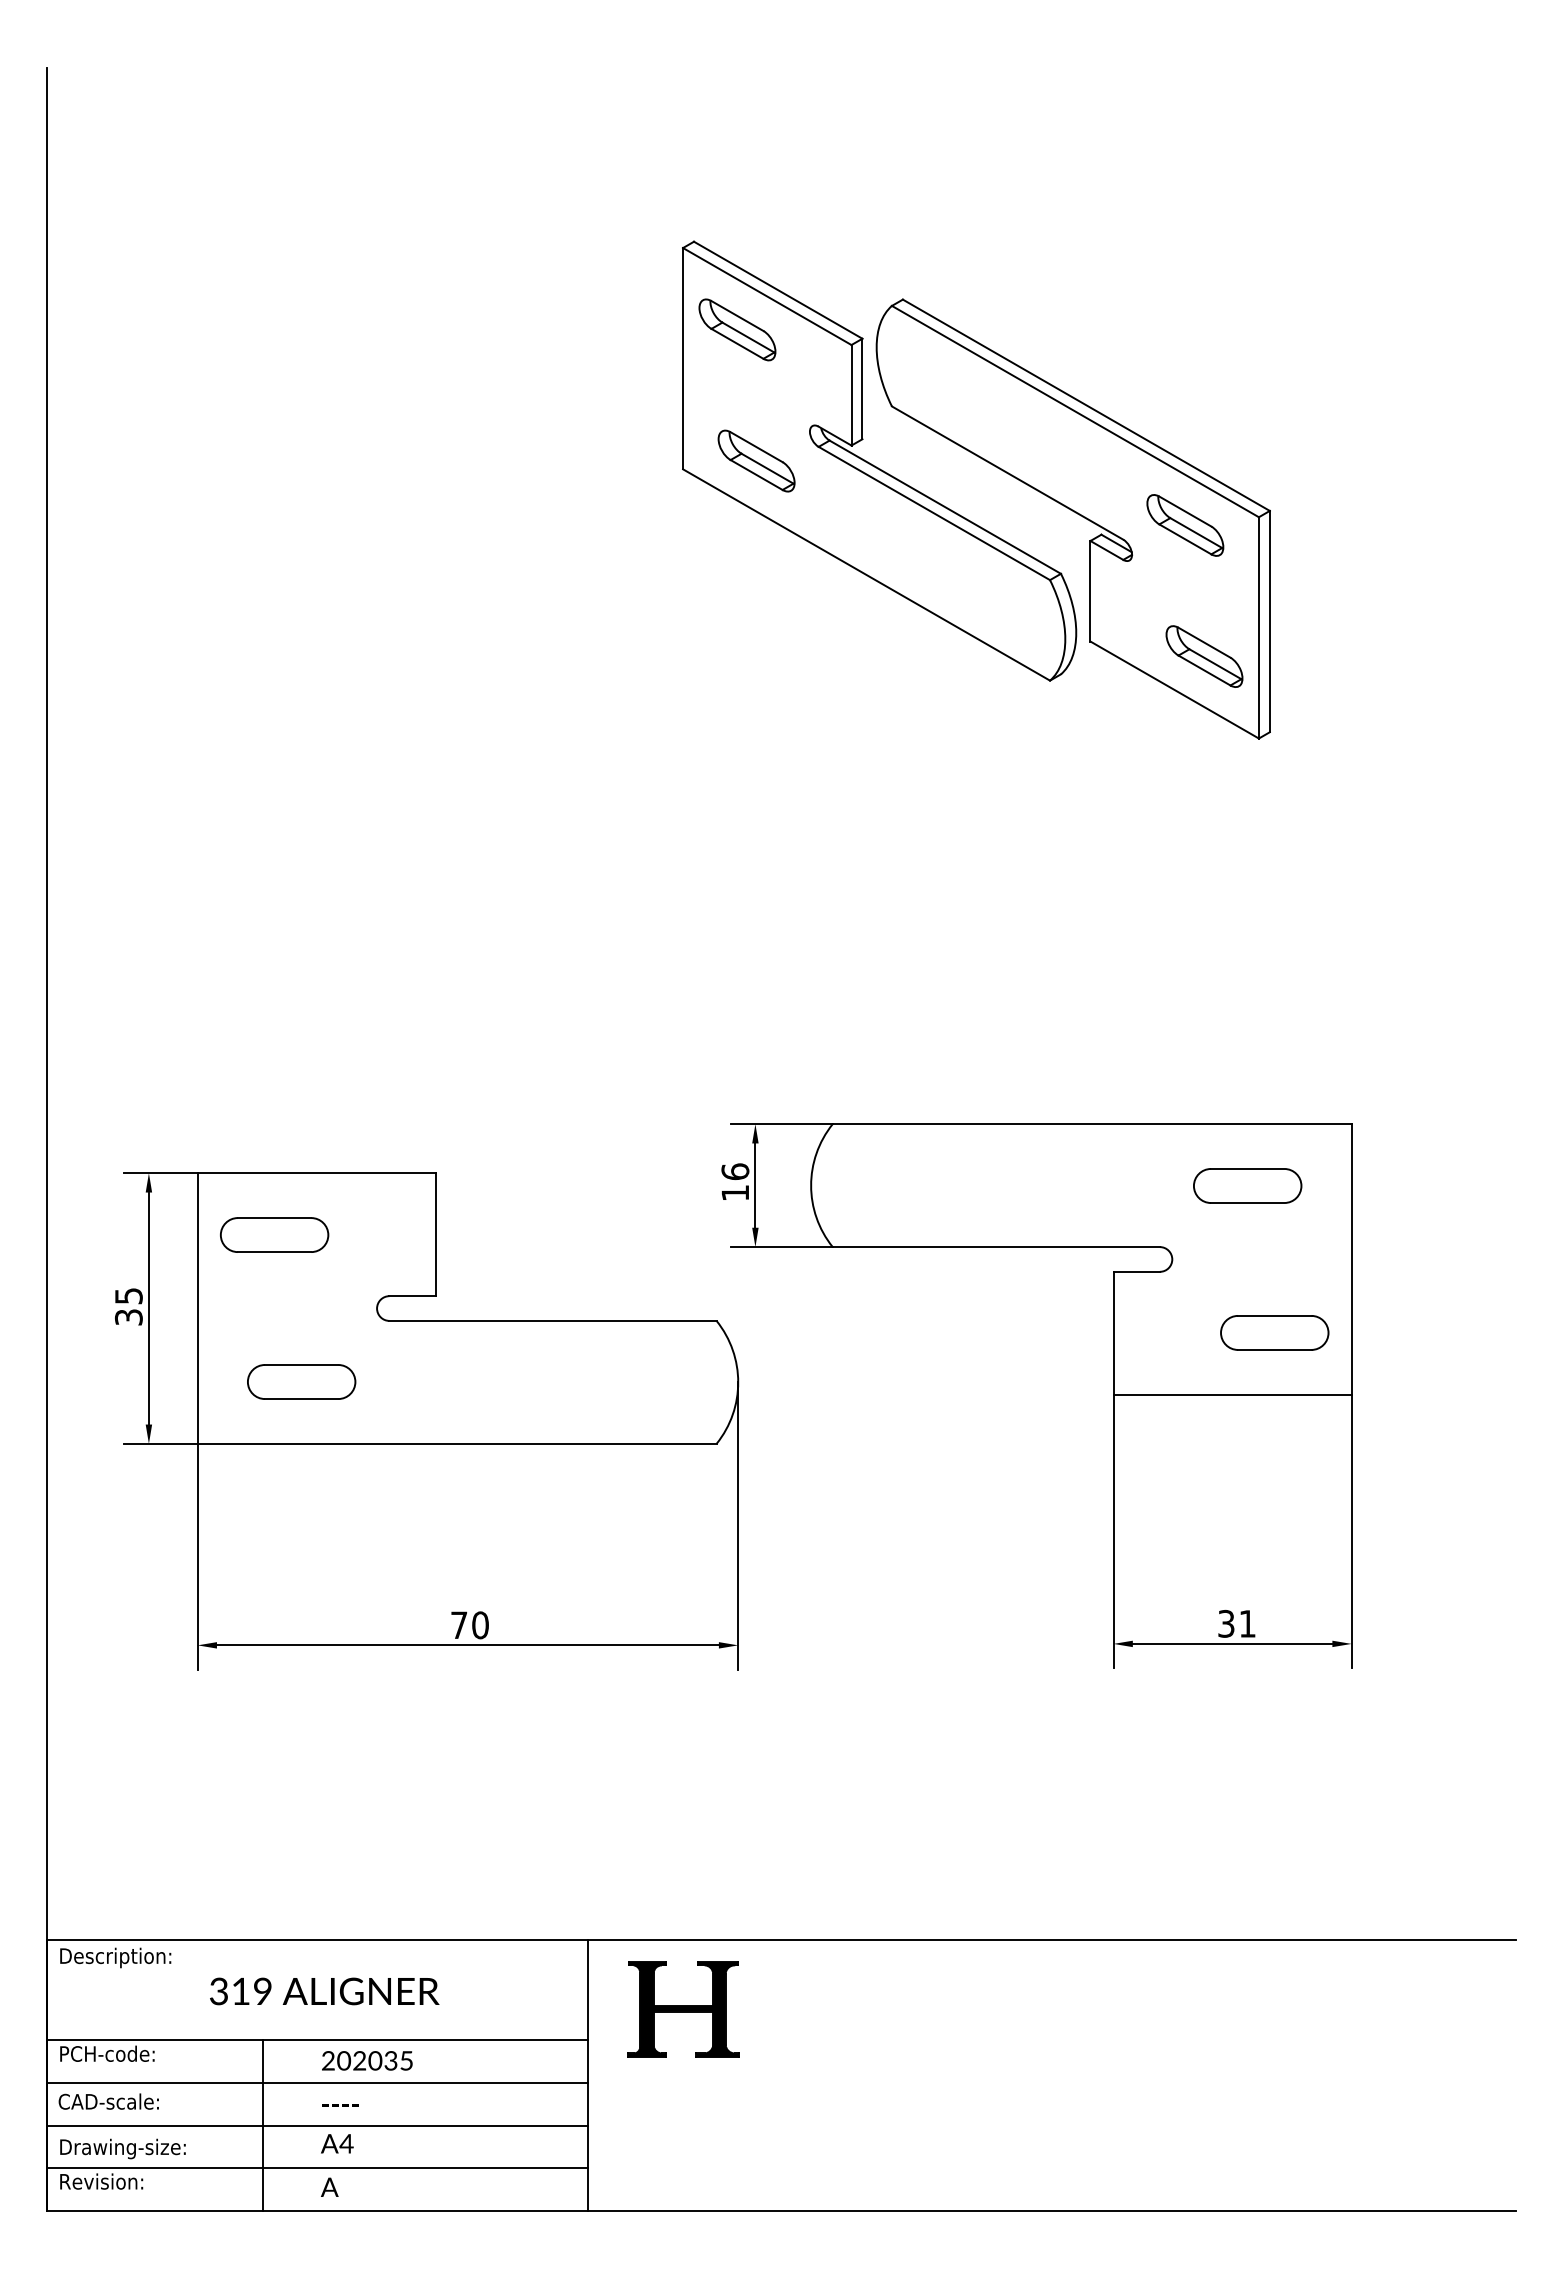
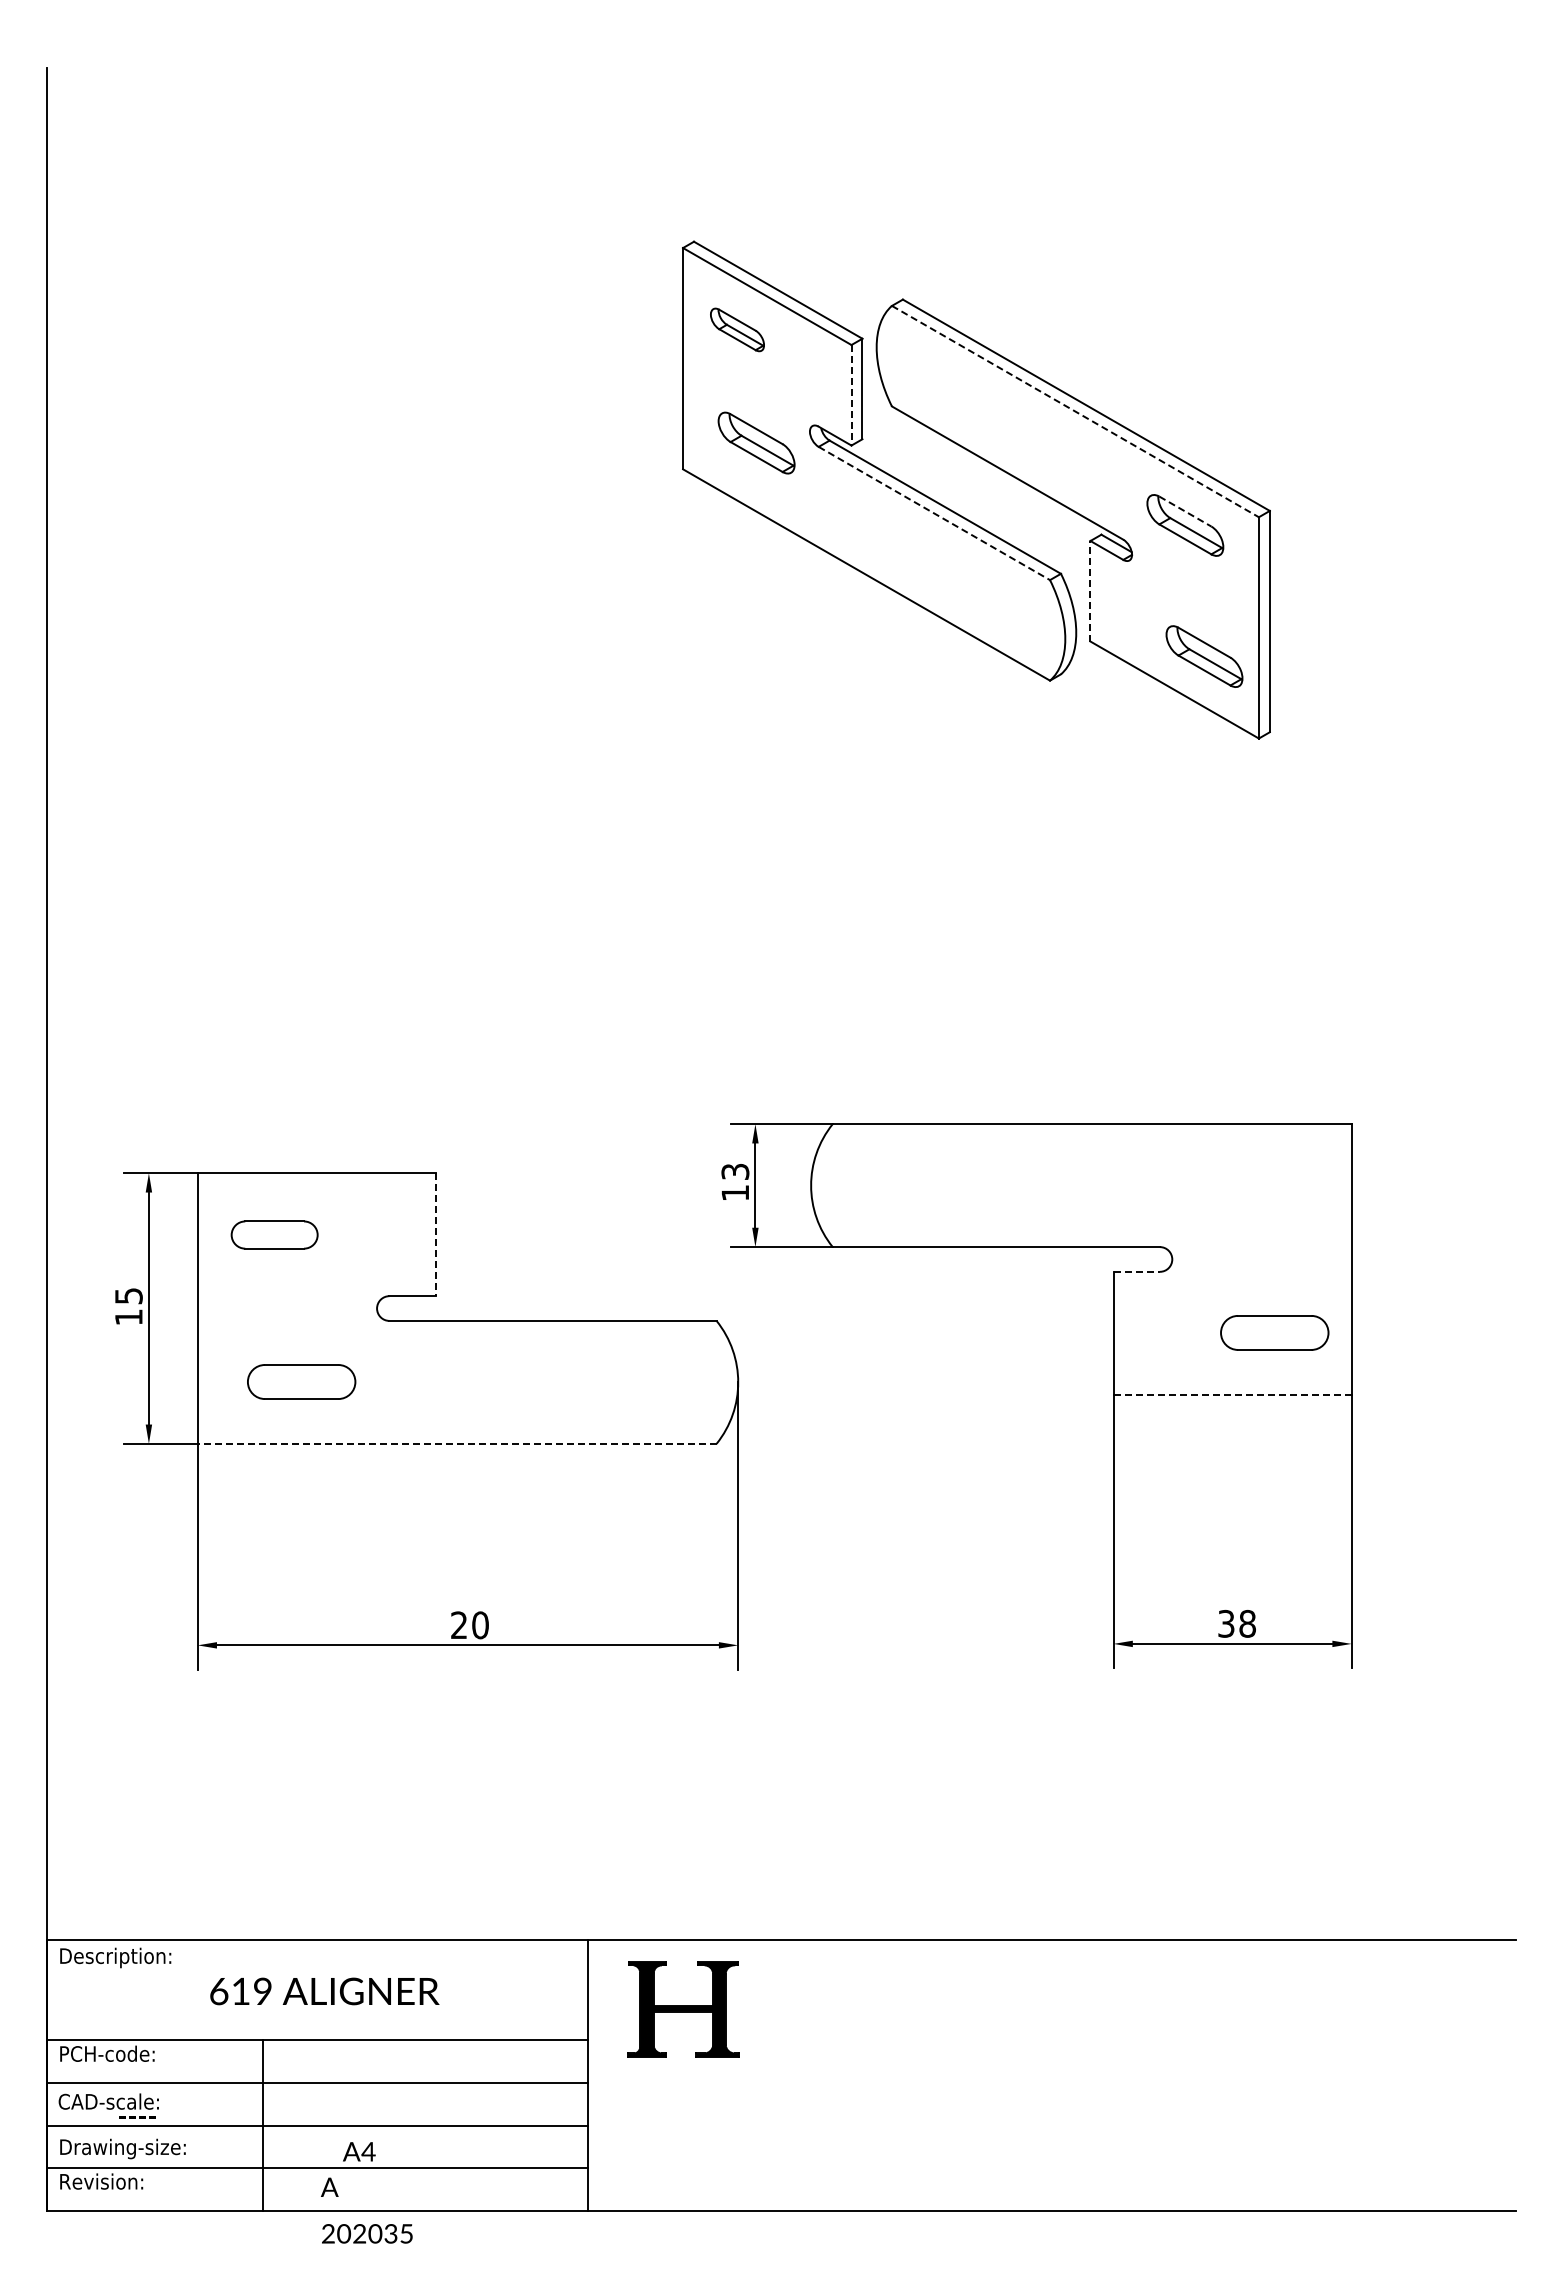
part size: 79x64 px -> 55x46 px (737, 329)
line: solid -> dashed (851, 395)
line: solid -> dashed (1075, 411)
part position: (756, 460) -> (756, 442) (756, 442)
line: solid -> dashed (1185, 511)
line: solid -> dashed (934, 513)
line: solid -> dashed (1090, 590)
text: 16 -> 13 (735, 1171)
part: present -> none (1247, 1185)
part size: 110x36 px -> 89x30 px (274, 1234)
line: solid -> dashed (435, 1235)
line: solid -> dashed (1137, 1271)
text: 35 -> 15 (128, 1317)
line: solid -> dashed (1232, 1394)
line: solid -> dashed (456, 1443)
text: 31 -> 38 (1247, 1623)
text: 70 -> 20 (459, 1624)
text: 319 -> 619 (219, 1990)
text position: (367, 2060) -> (367, 2233) (367, 2233)
text position: (340, 2105) -> (137, 2117) (137, 2117)
text position: (337, 2143) -> (359, 2151) (359, 2151)
